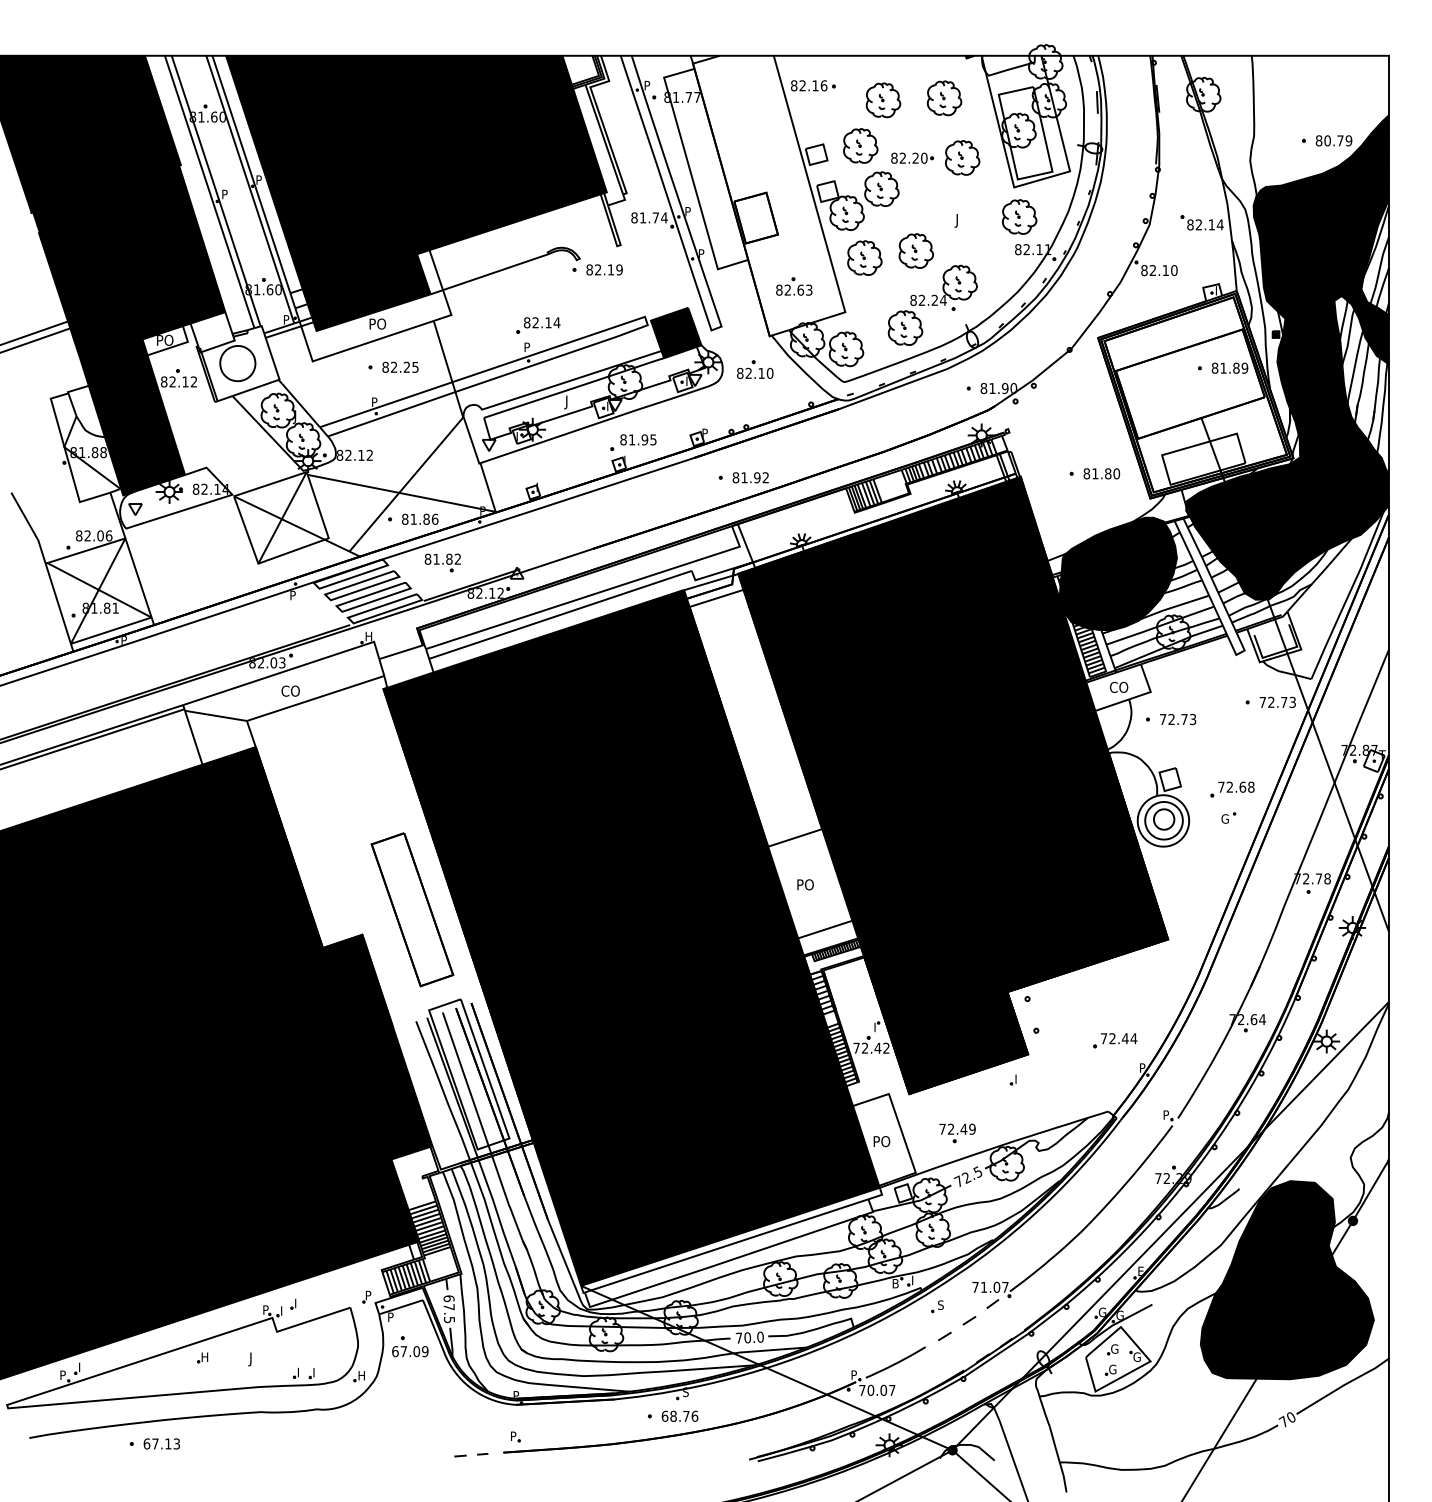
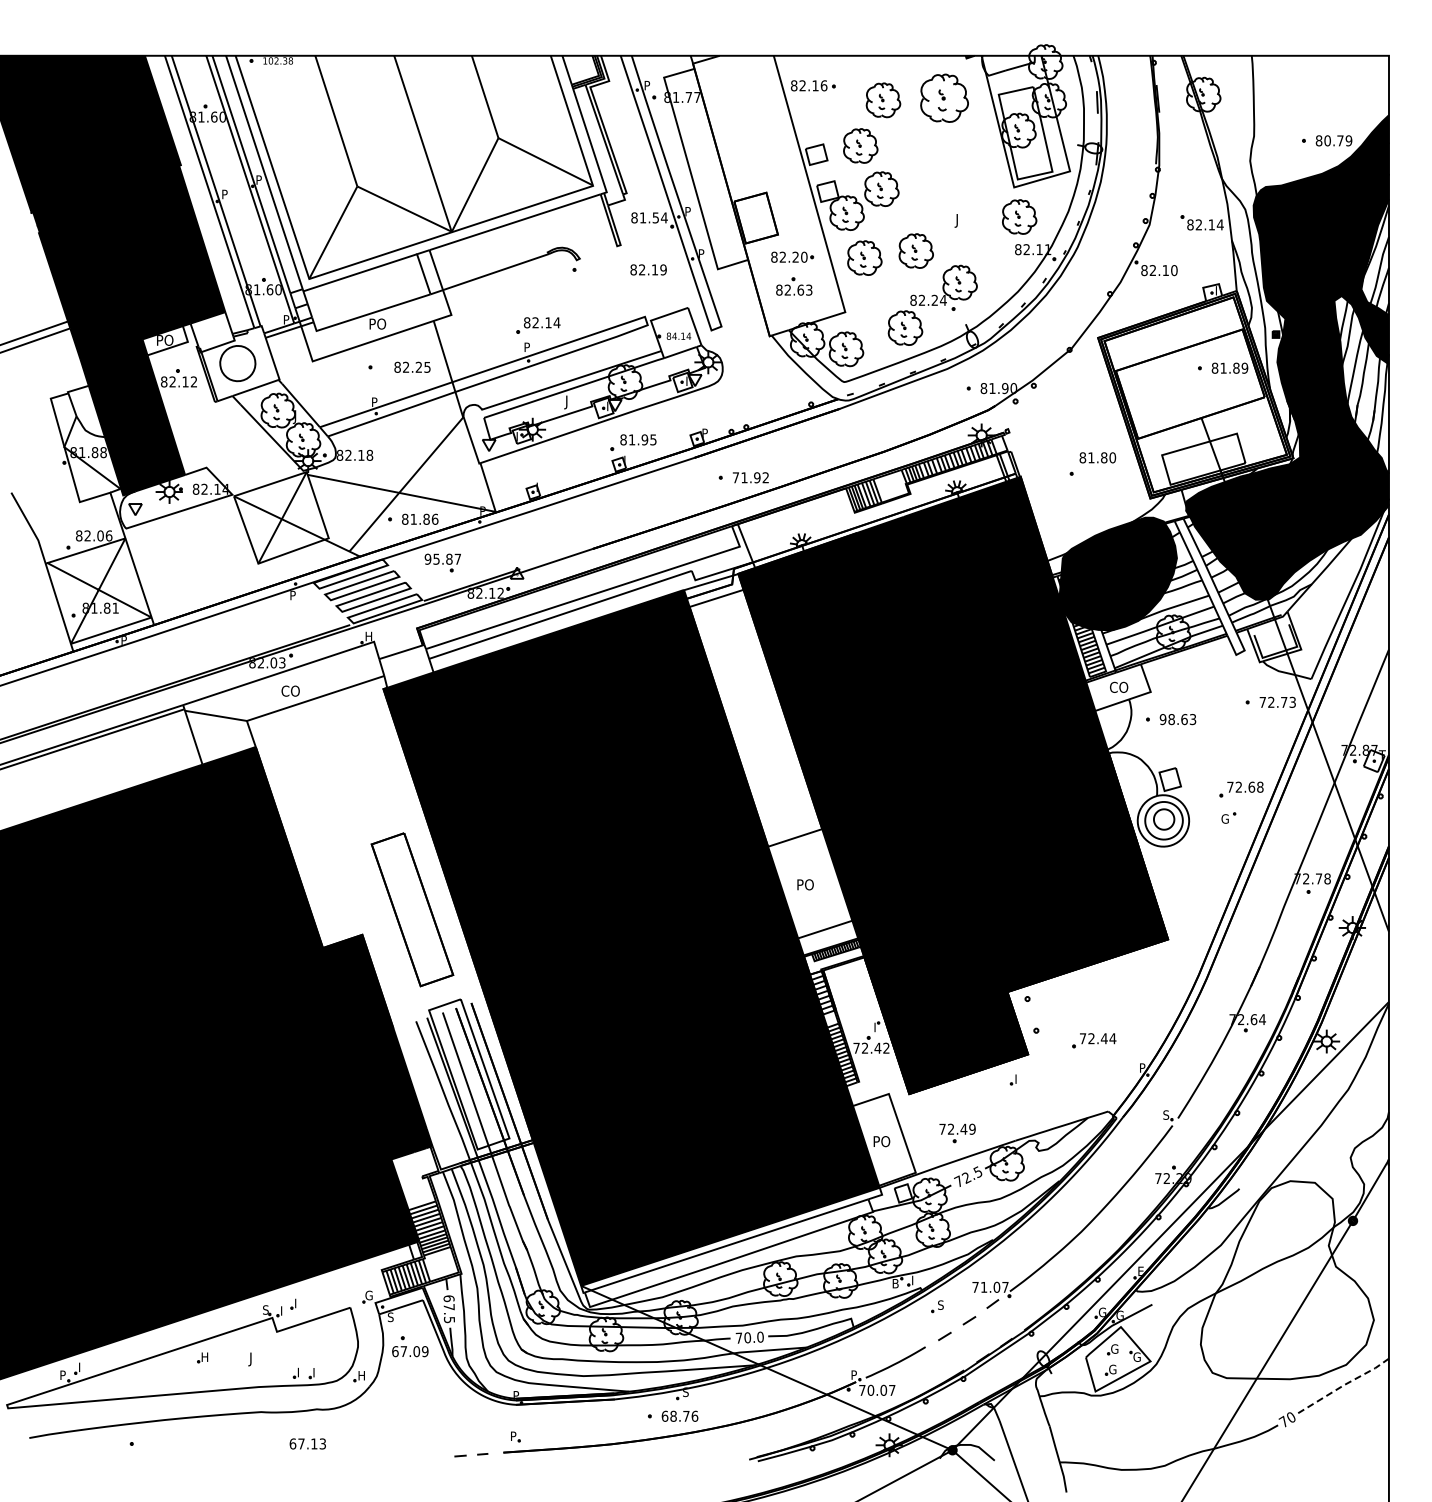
part size: 37x37 px -> 49x50 px (944, 97)
part position: (912, 157) -> (792, 256) (792, 256)
part: present -> none (962, 157)
fill: present -> none (416, 193)
text: 81.74 -> 81.54 (655, 217)
text position: (604, 269) -> (648, 269) (648, 269)
fill: present -> none (675, 332)
text position: (400, 366) -> (412, 366) (412, 366)
part: present -> none (755, 369)
text: 82.12 -> 82.18 (369, 455)
text position: (1101, 473) -> (1097, 457) (1097, 457)
text: 81.92 -> 71.92 (735, 477)
text: 81.82 -> 95.87 (442, 558)
text: 72.73 -> 98.63 (1173, 719)
part position: (1232, 789) -> (1241, 789) (1241, 789)
part position: (1115, 1040) -> (1094, 1040) (1094, 1040)
text: P -> S (1166, 1114)
fill: present -> none (1286, 1280)
text: P -> G (368, 1295)
text: P -> S (265, 1309)
text: P -> S (390, 1317)
line: solid -> dashed (1343, 1385)
text position: (161, 1443) -> (307, 1443) (307, 1443)
